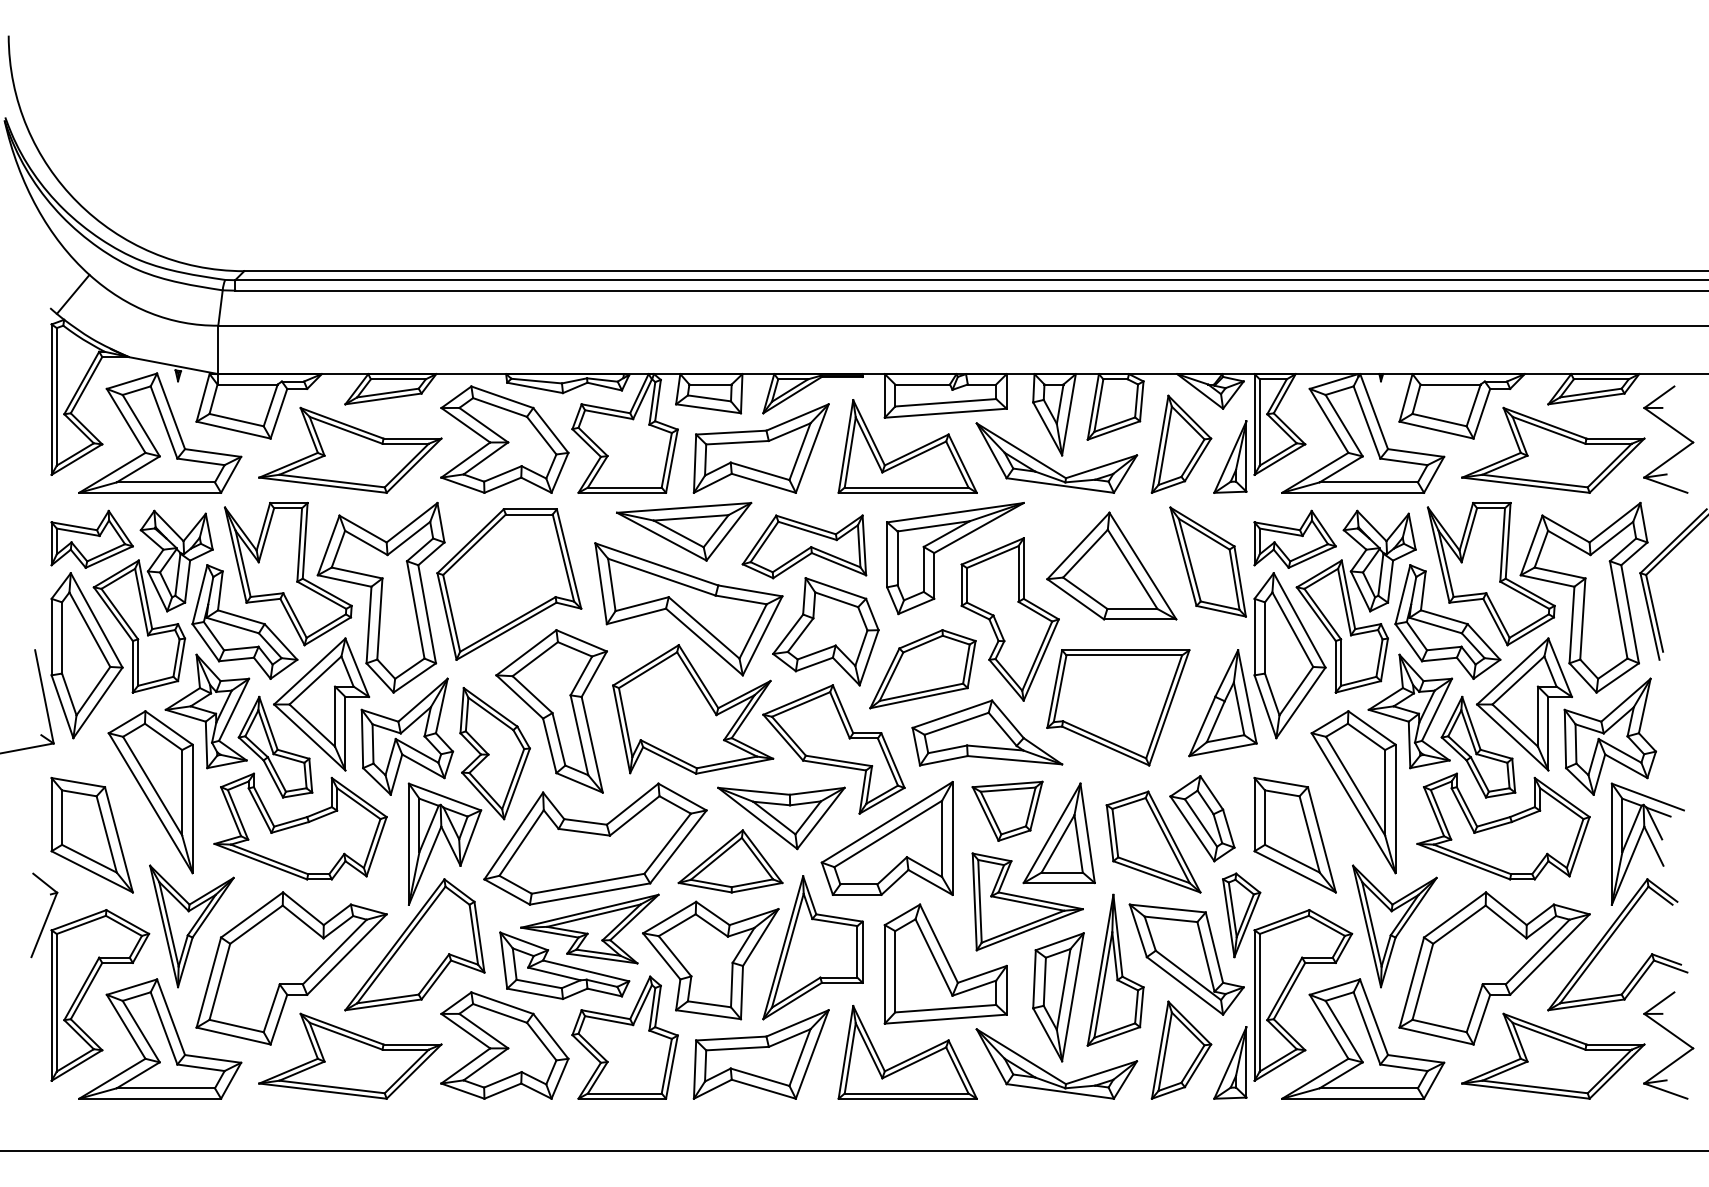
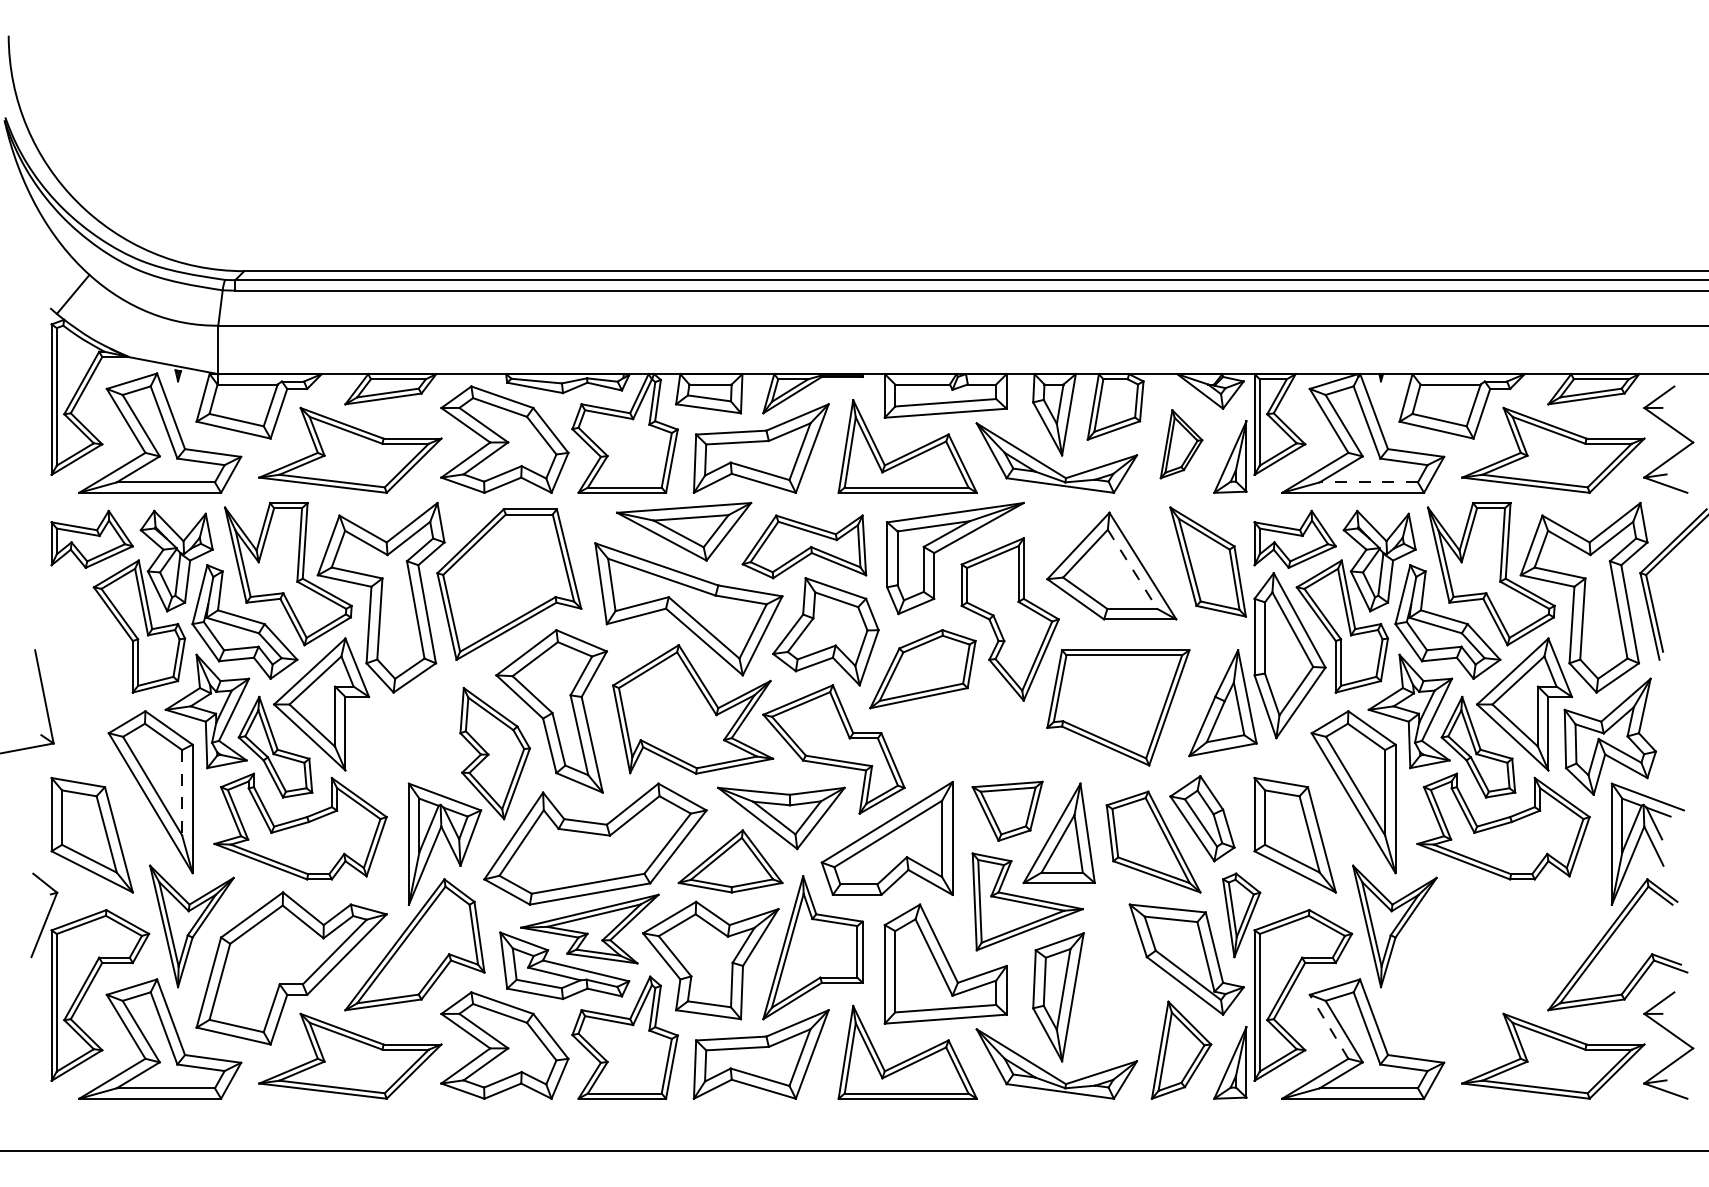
part size: 63x100 px -> 45x71 px (1181, 444)
line: solid -> dashed (1368, 482)
line: solid -> dashed (1132, 569)
part: present -> none (86, 655)
part: present -> none (987, 732)
part: present -> none (407, 736)
line: solid -> dashed (182, 792)
part: present -> none (1494, 968)
part: present -> none (1115, 969)
line: solid -> dashed (1328, 1026)
